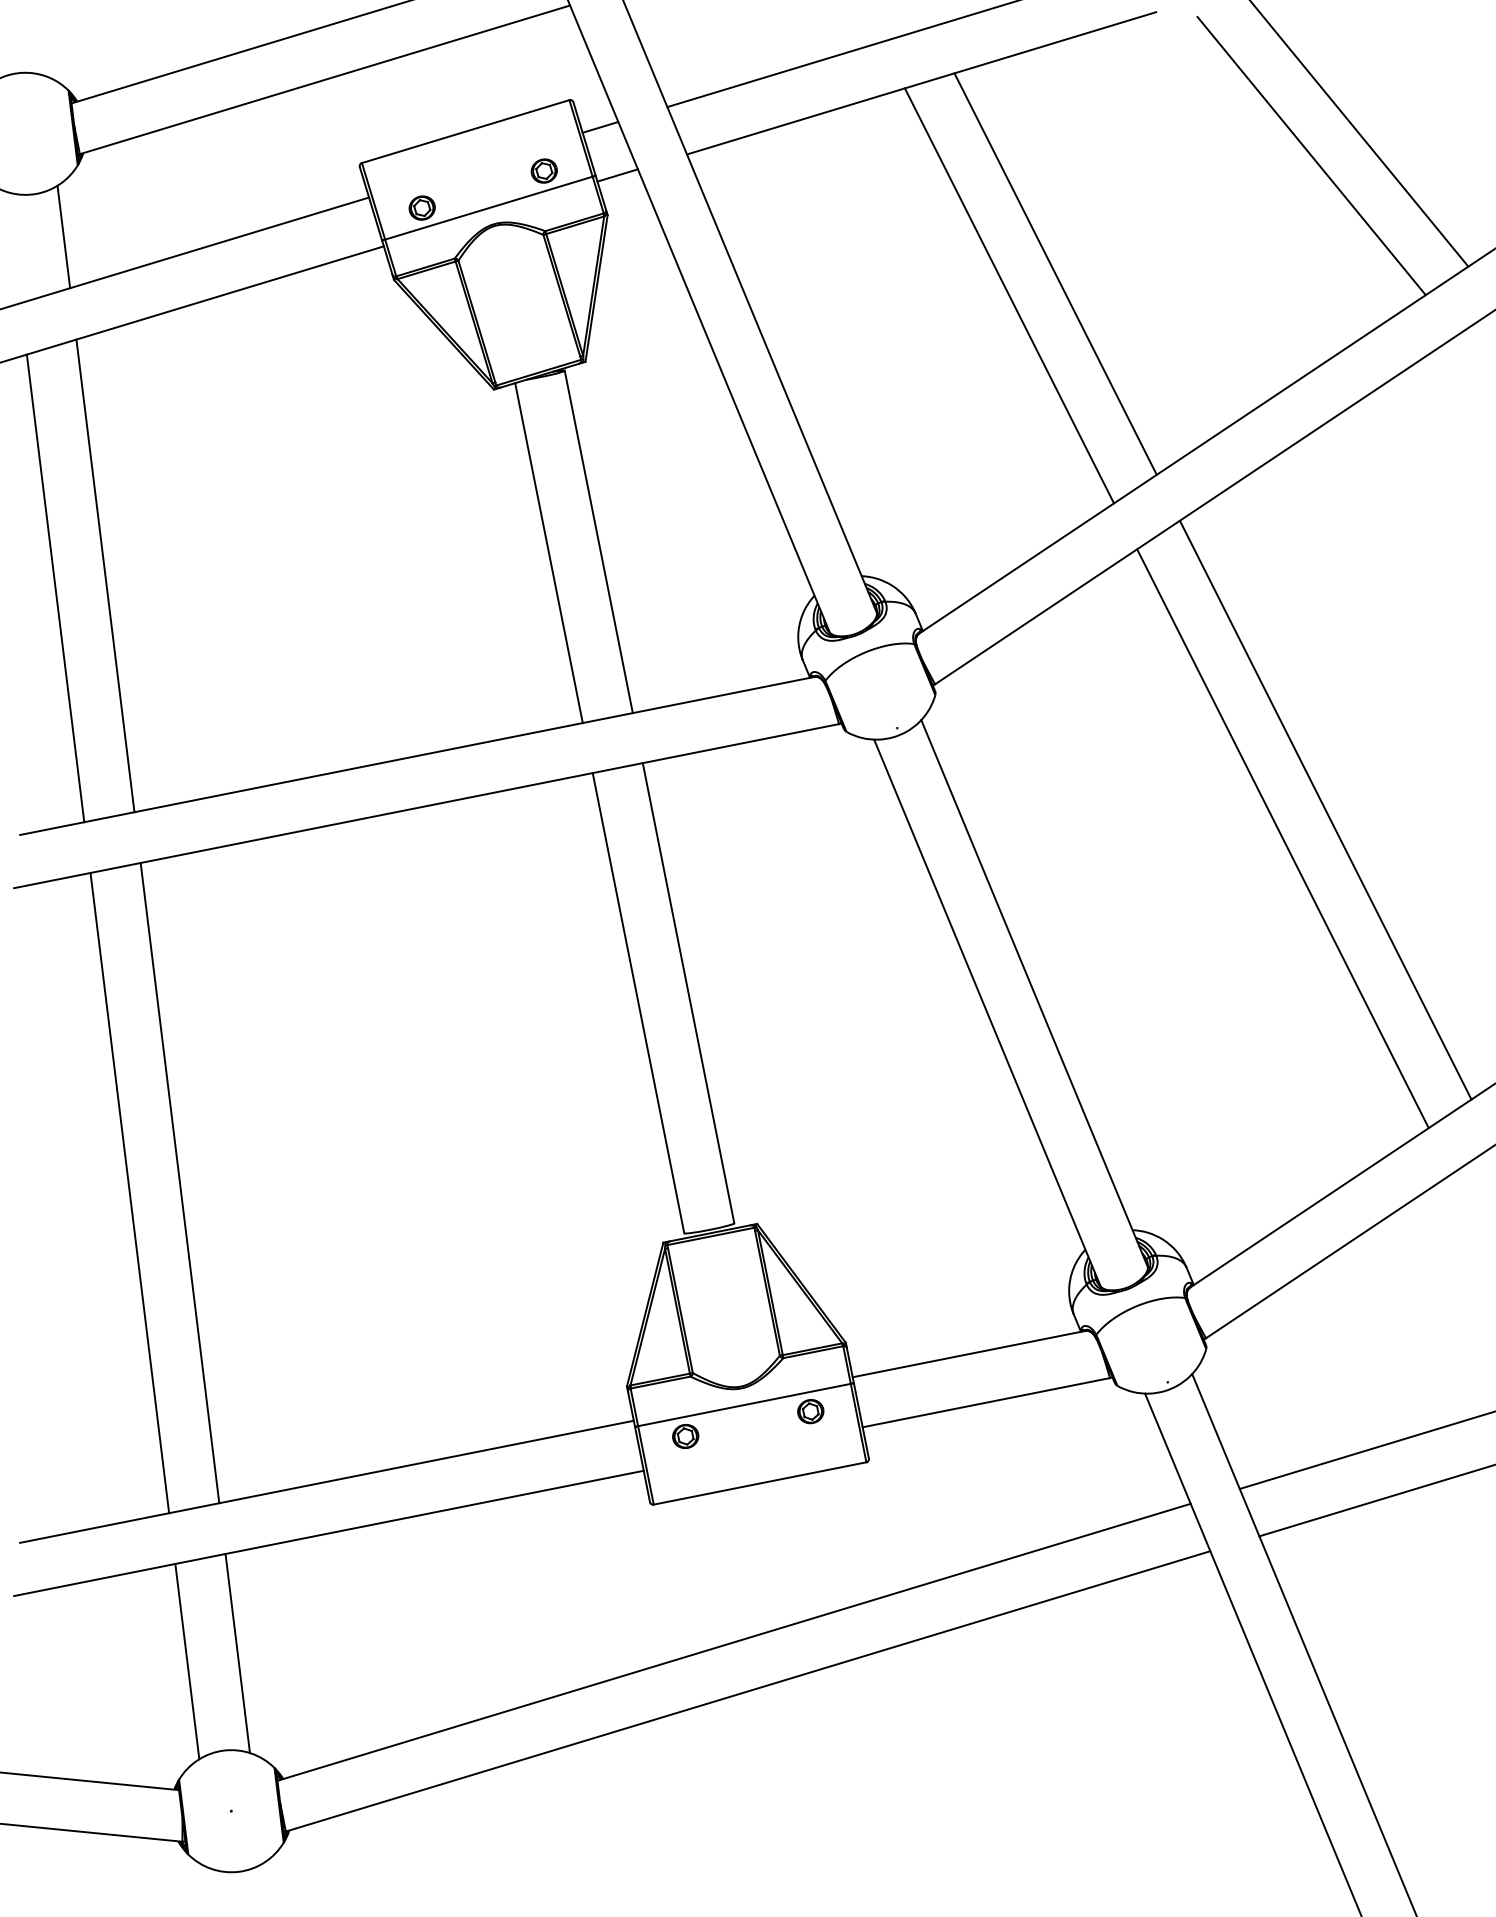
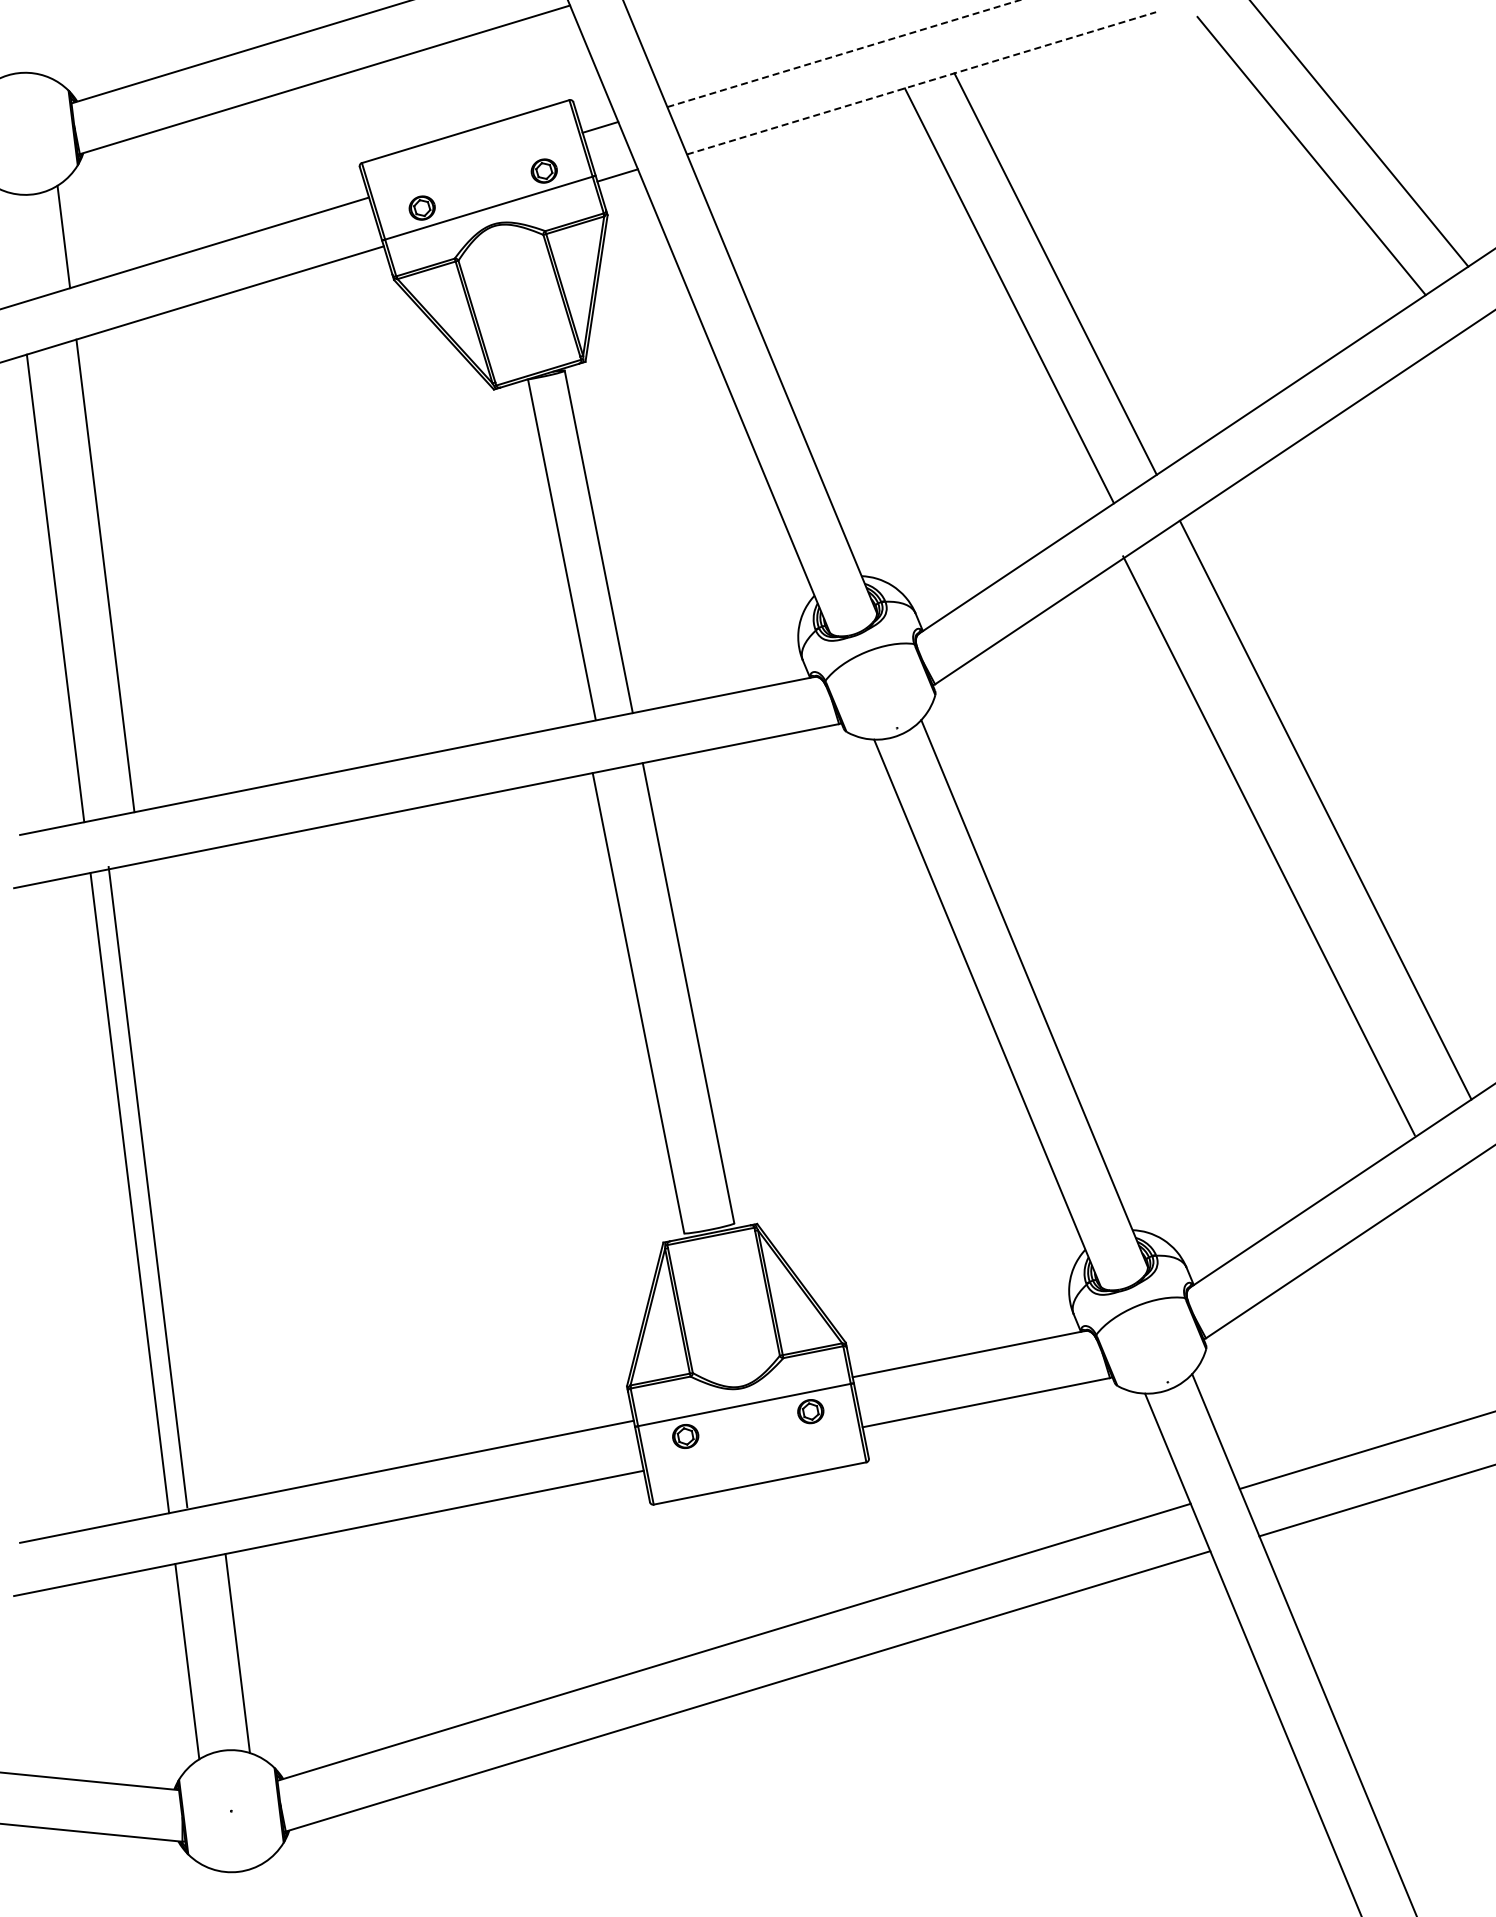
line: solid -> dashed (844, 53)
line: solid -> dashed (922, 83)
line position: (548, 553) -> (561, 550) (561, 550)
line position: (1282, 838) -> (1268, 845) (1268, 845)
line position: (179, 1183) -> (147, 1187) (147, 1187)
